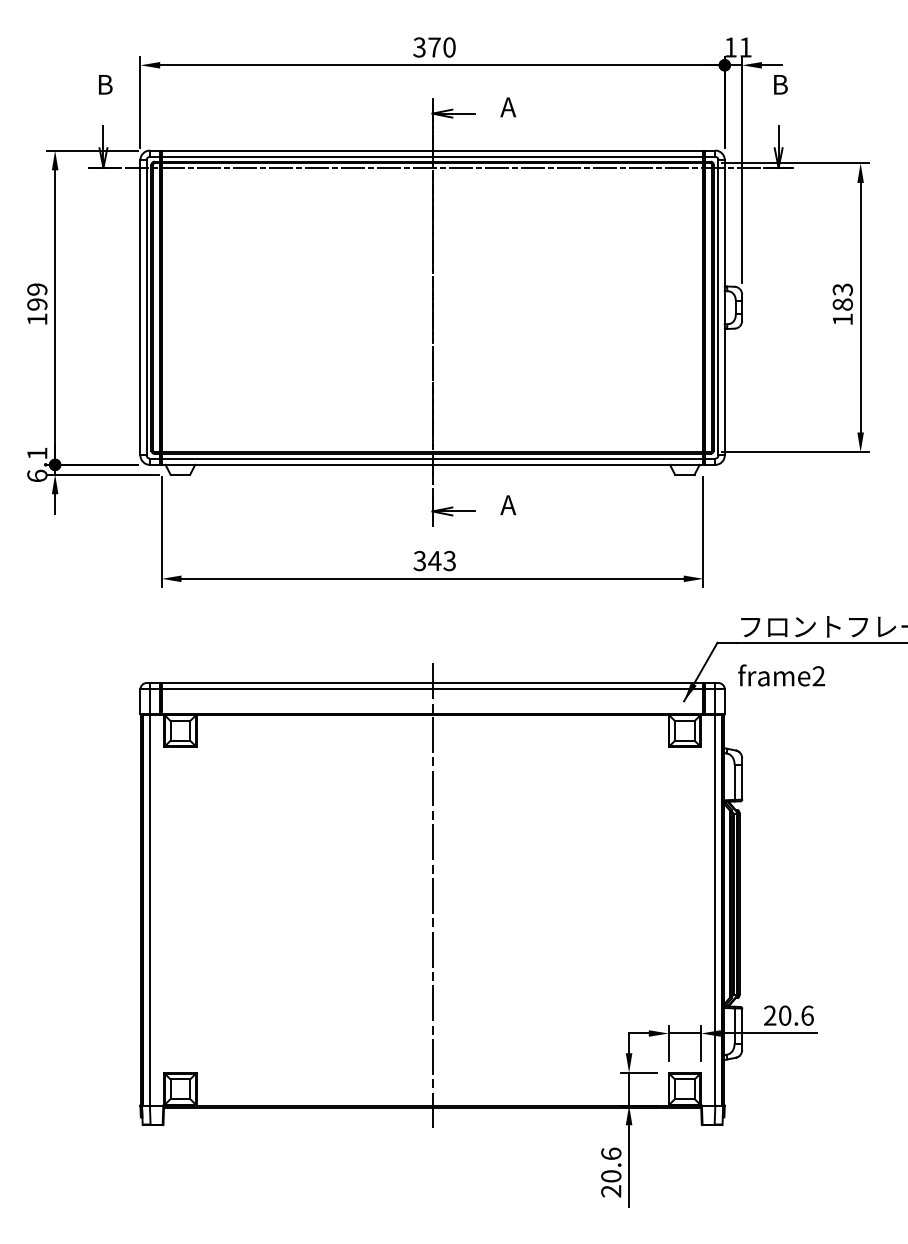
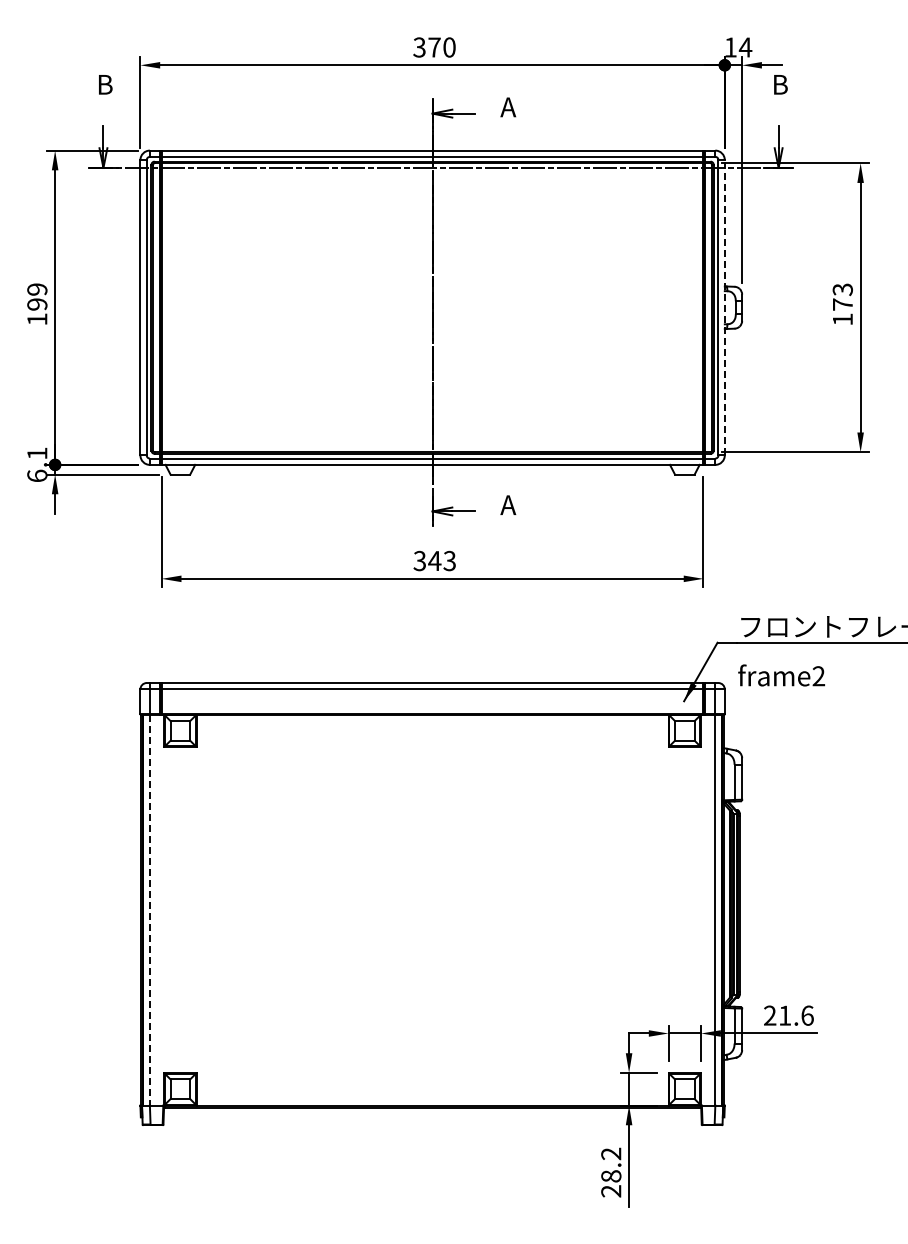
text: 11 -> 14 (745, 47)
text: 183 -> 173 (842, 304)
line: solid -> dashed (724, 307)
line: present -> none (432, 895)
line: solid -> dashed (150, 910)
text: 20.6 -> 21.6 (785, 1015)
text: 20.6 -> 28.2 (611, 1164)
